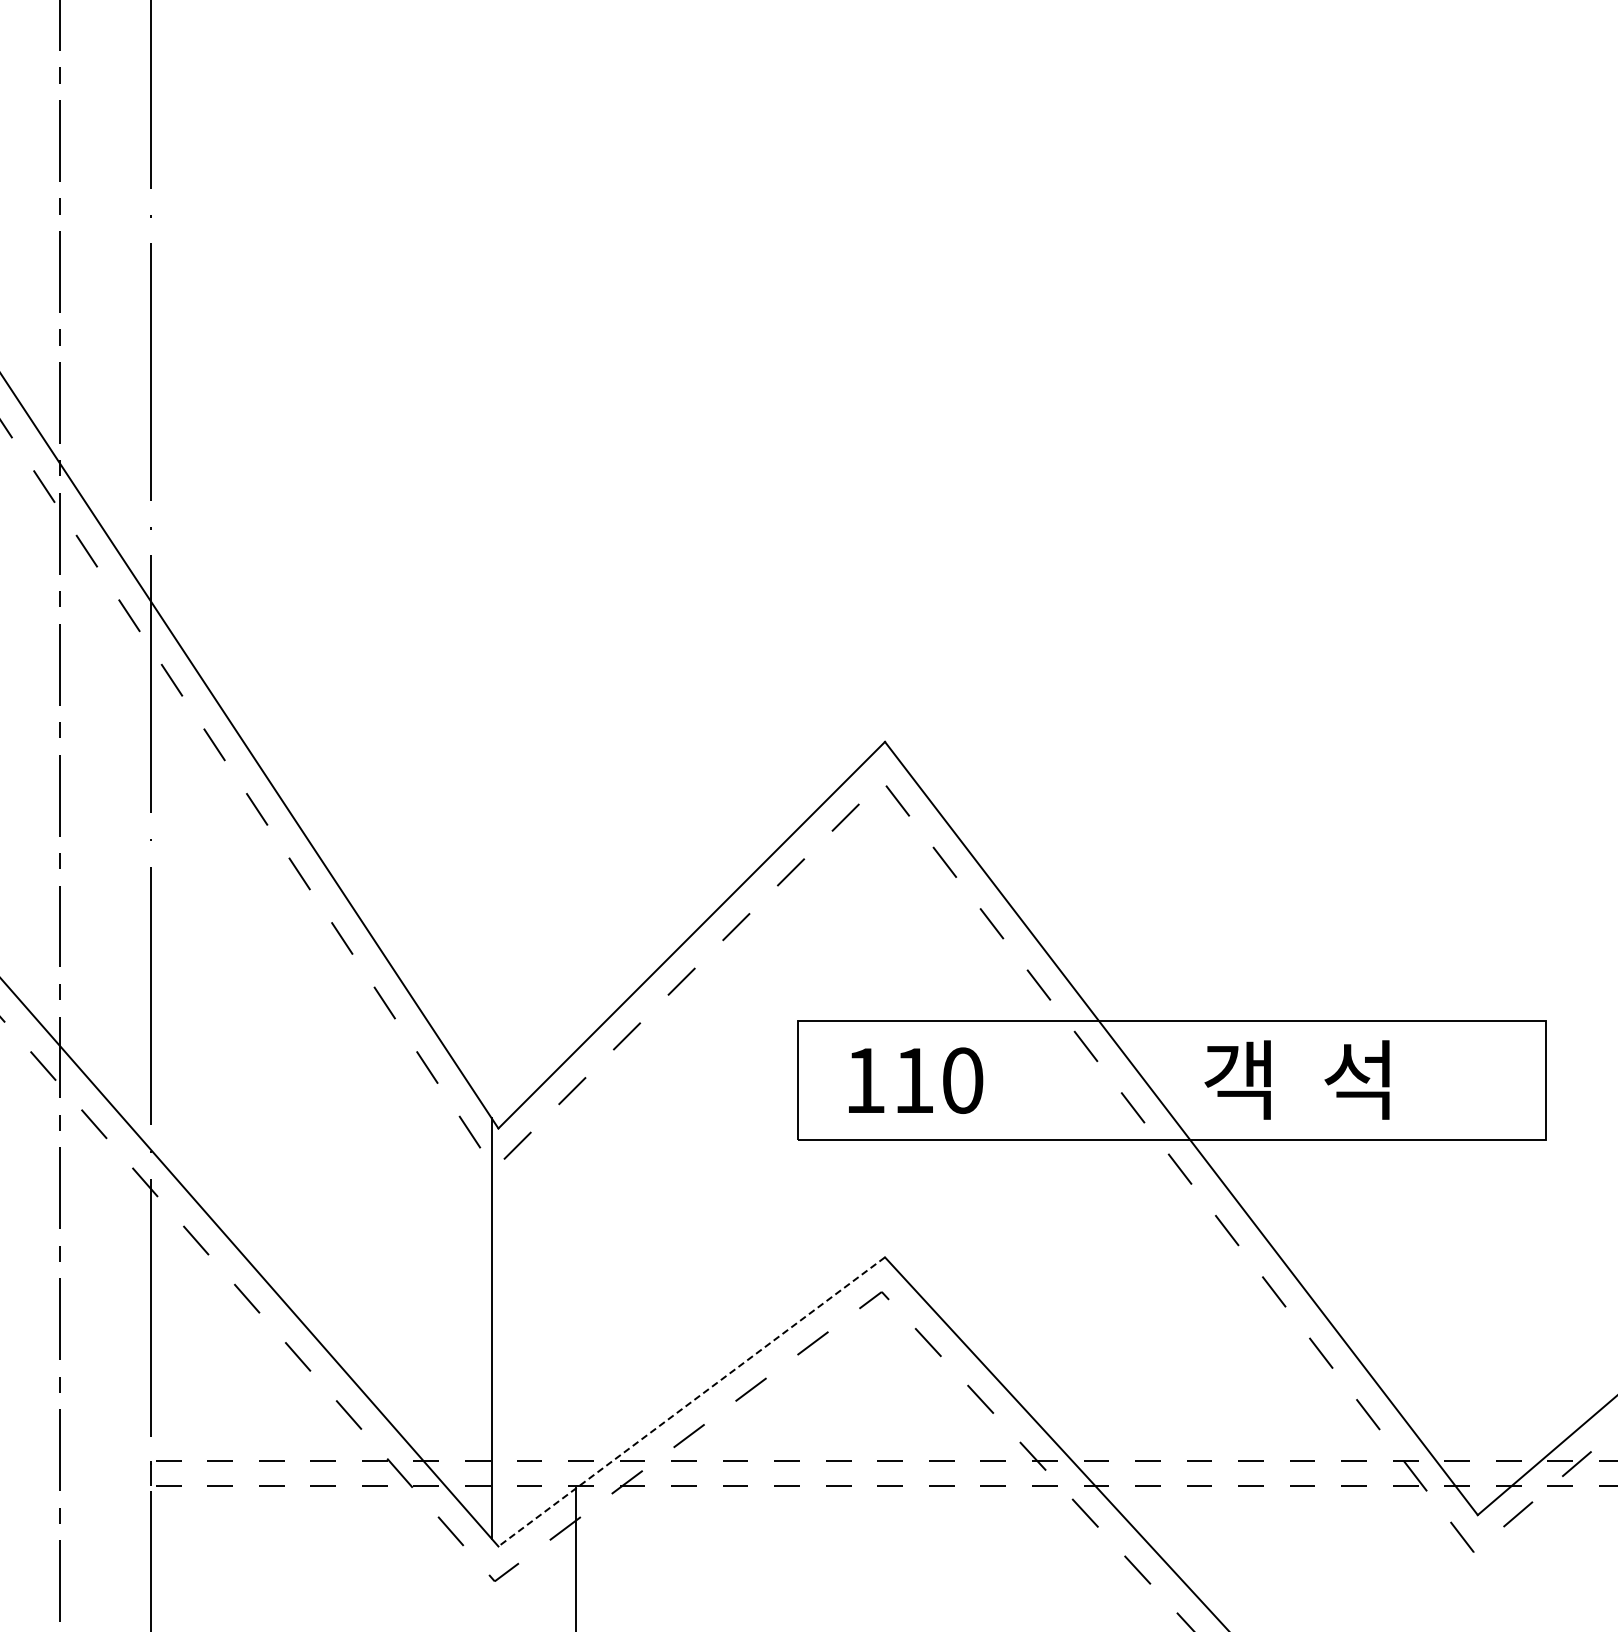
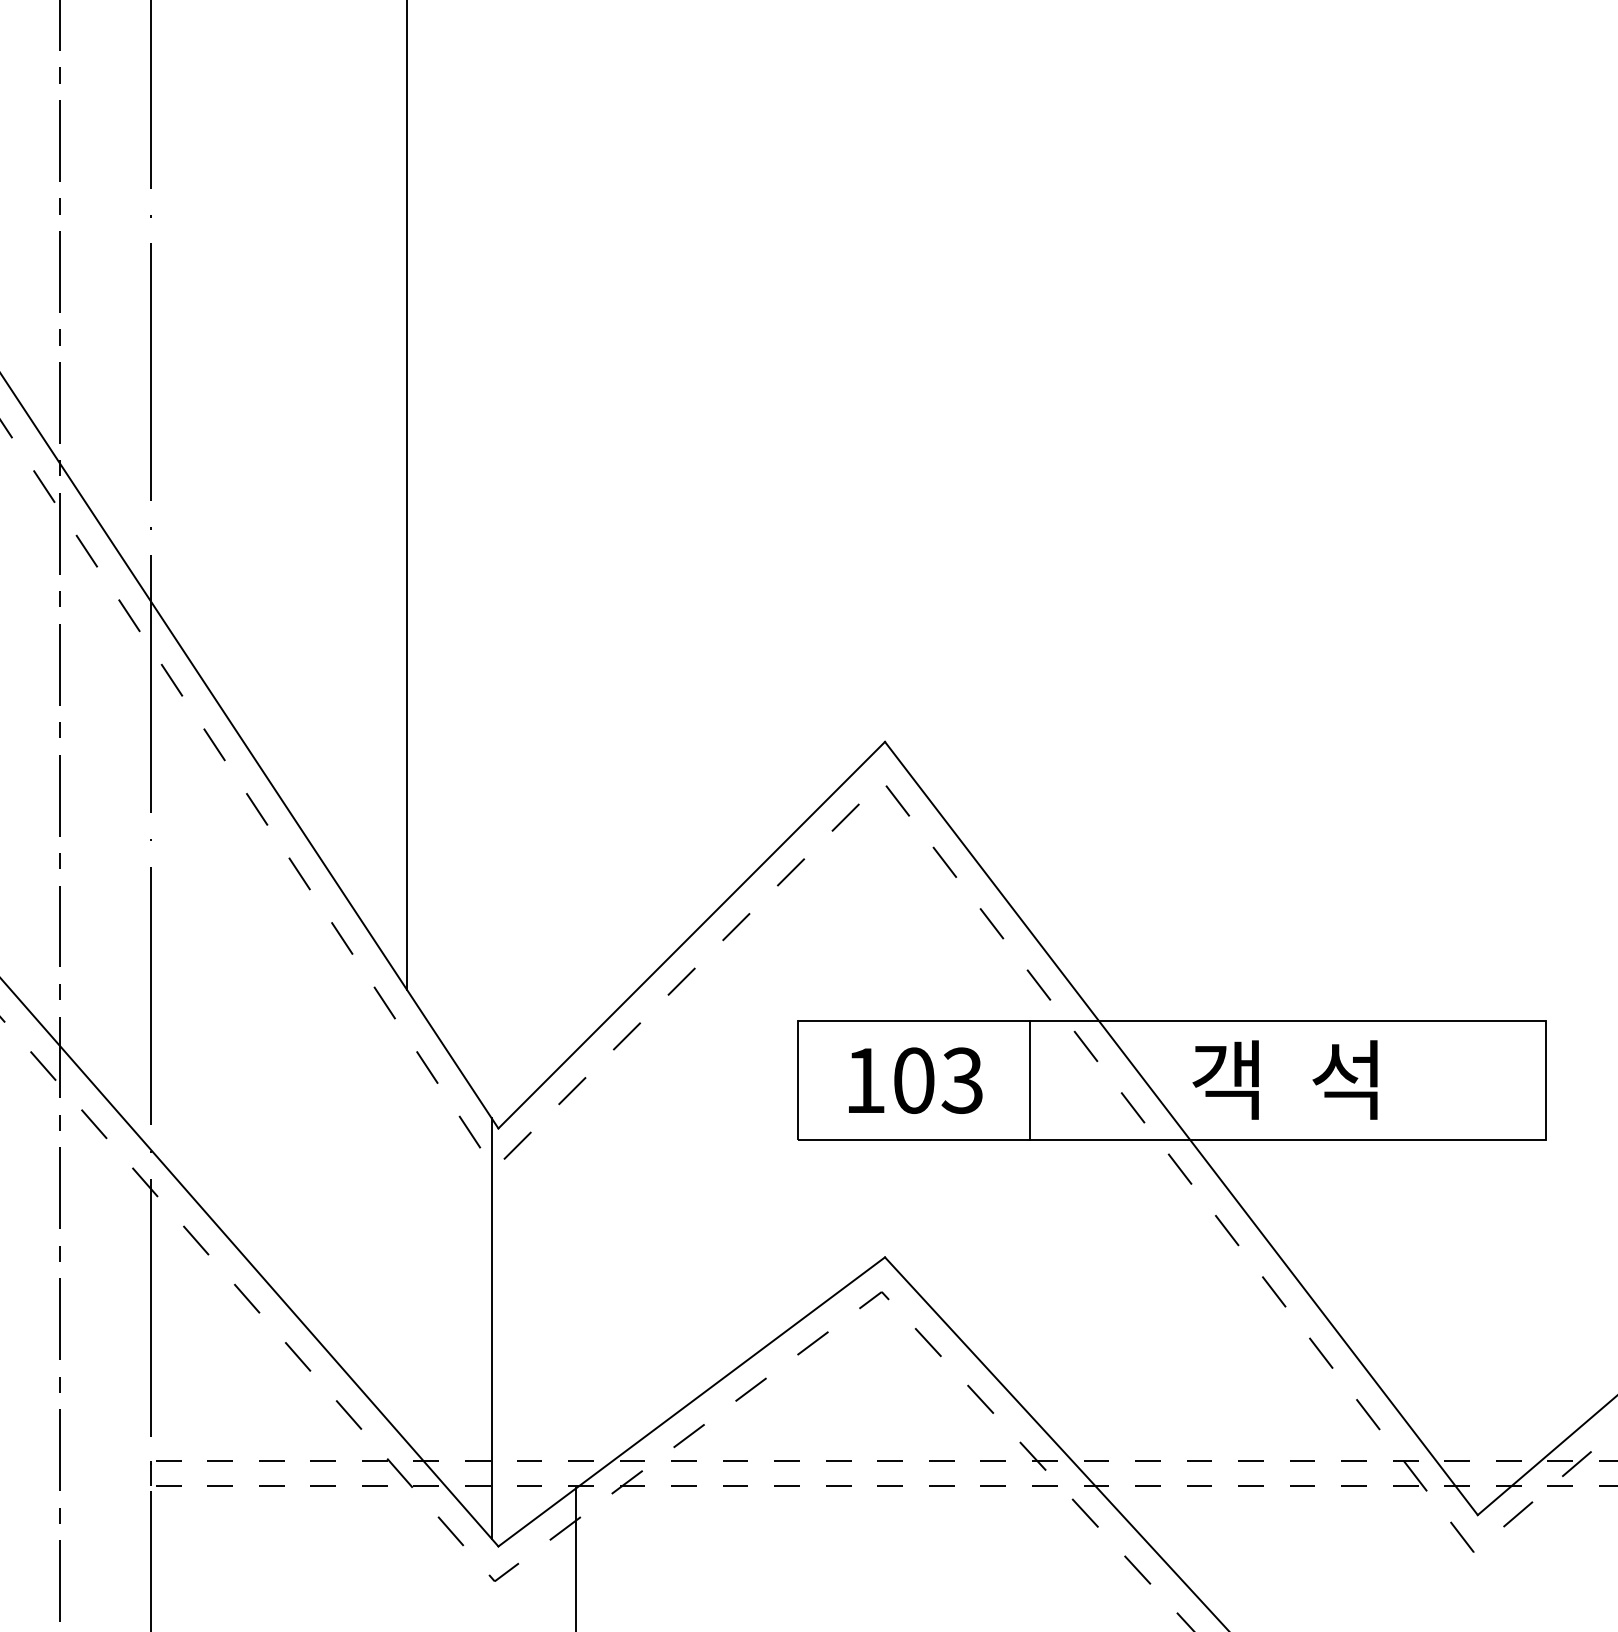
line: none -> present (406, 495)
text position: (1296, 1079) -> (1284, 1079) (1284, 1079)
text: 110 -> 103 (938, 1080)
line: none -> present (1030, 1080)
line: dashed -> solid (691, 1402)
